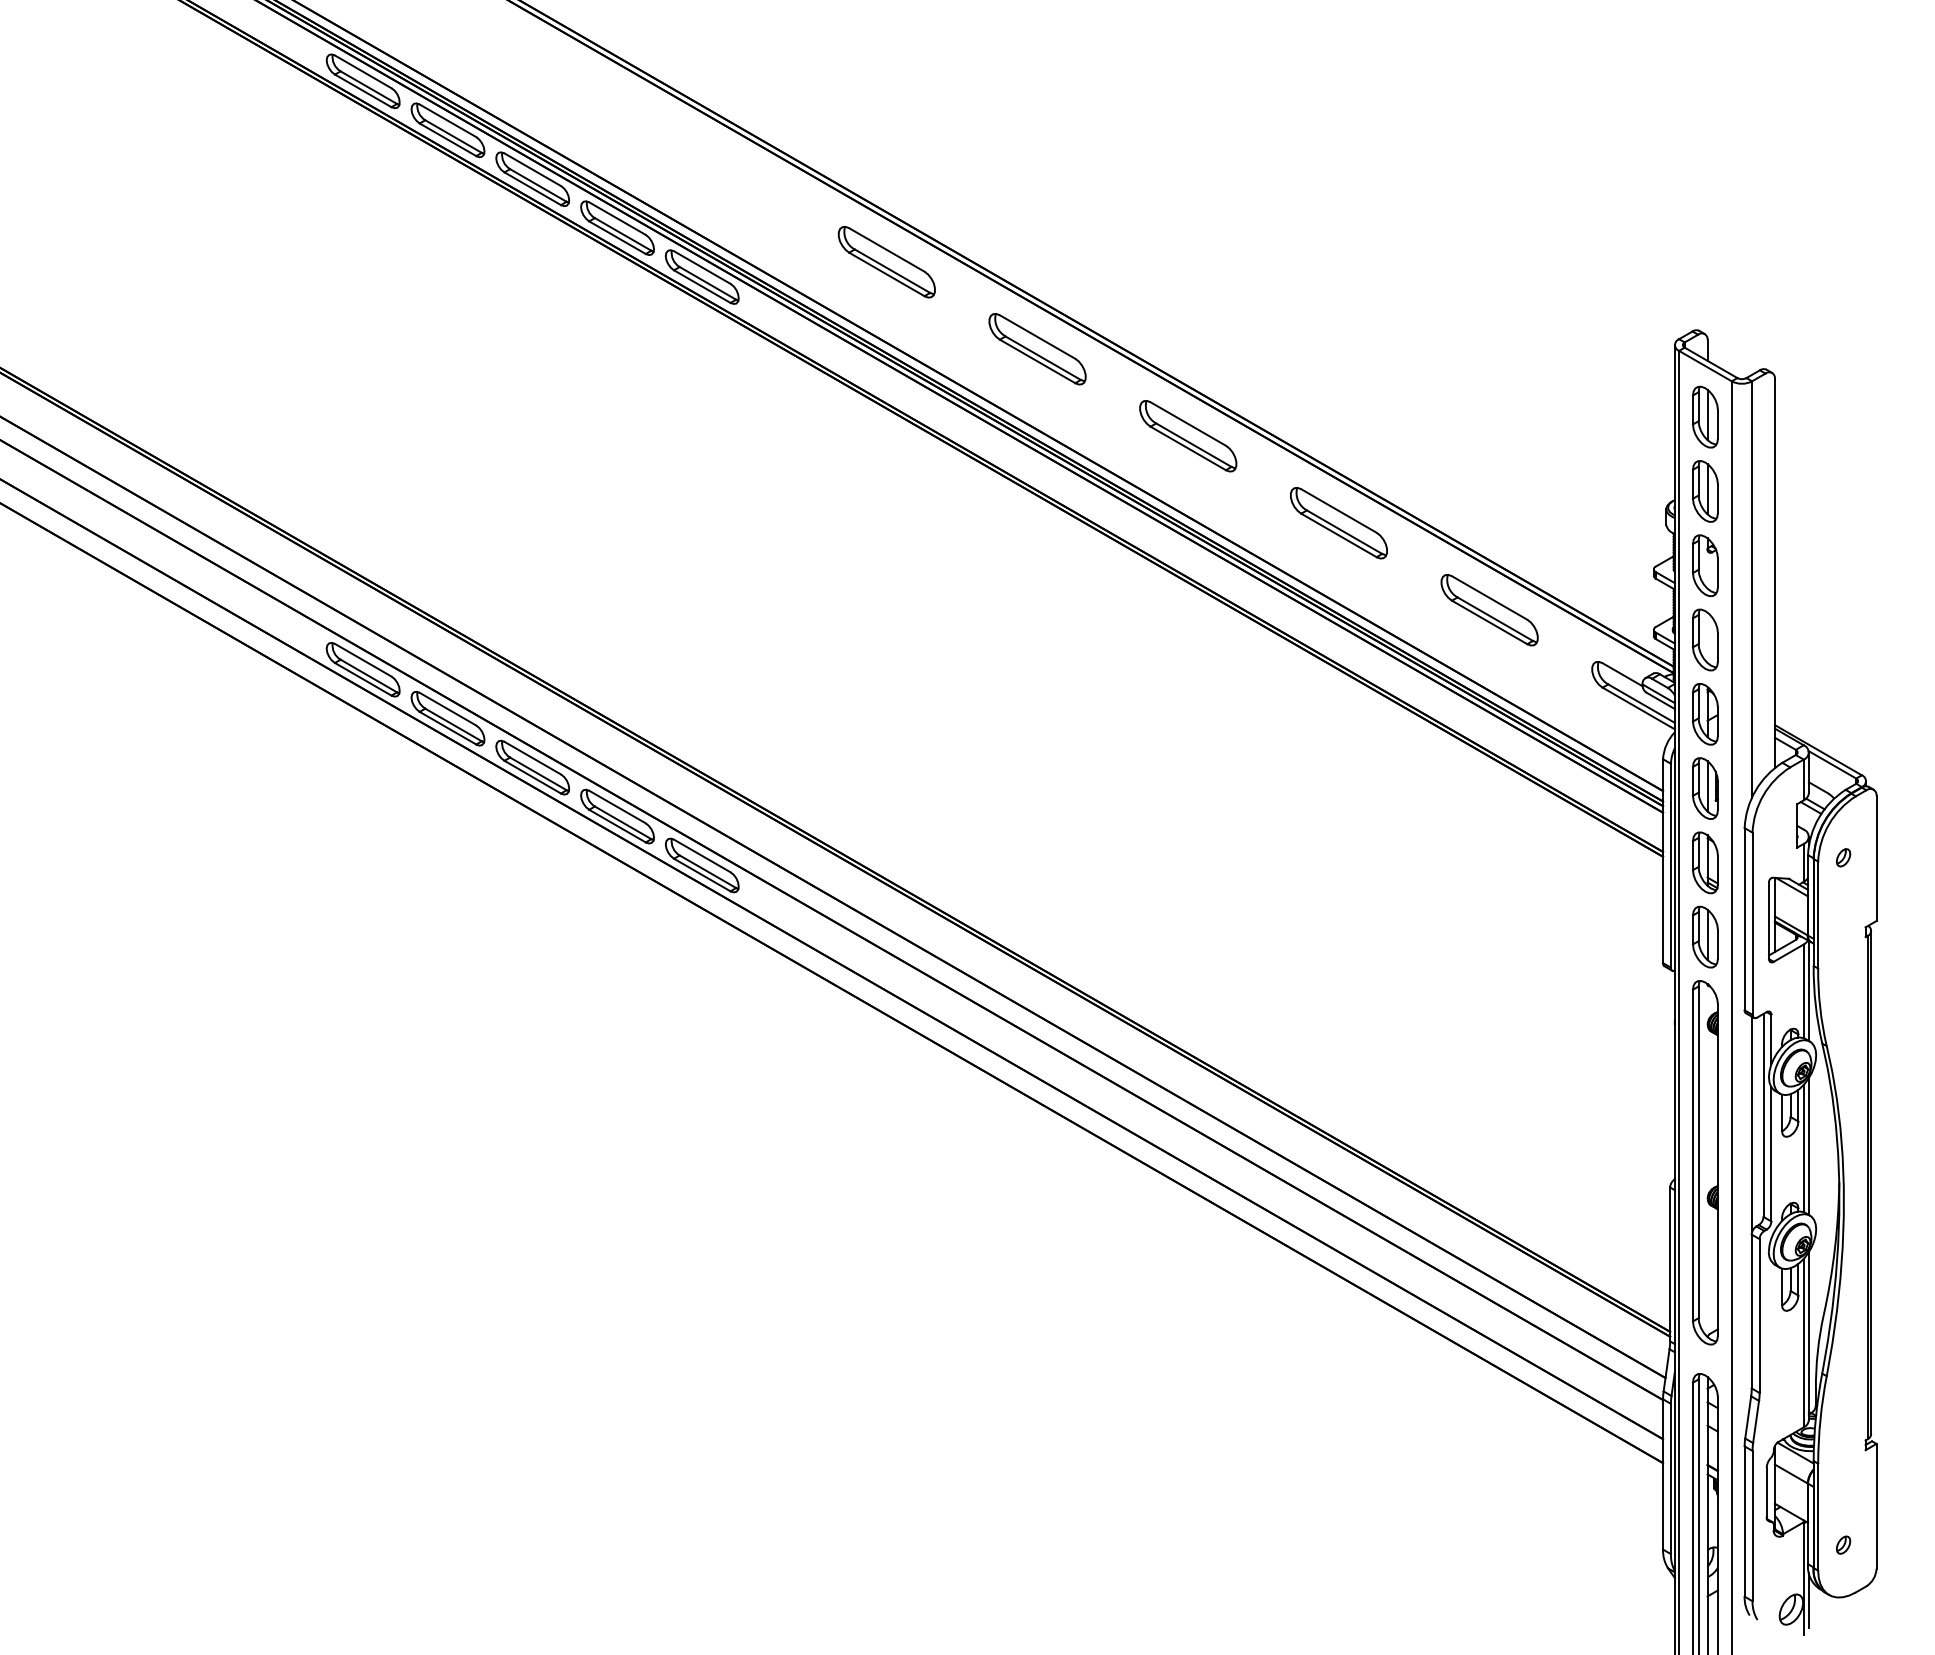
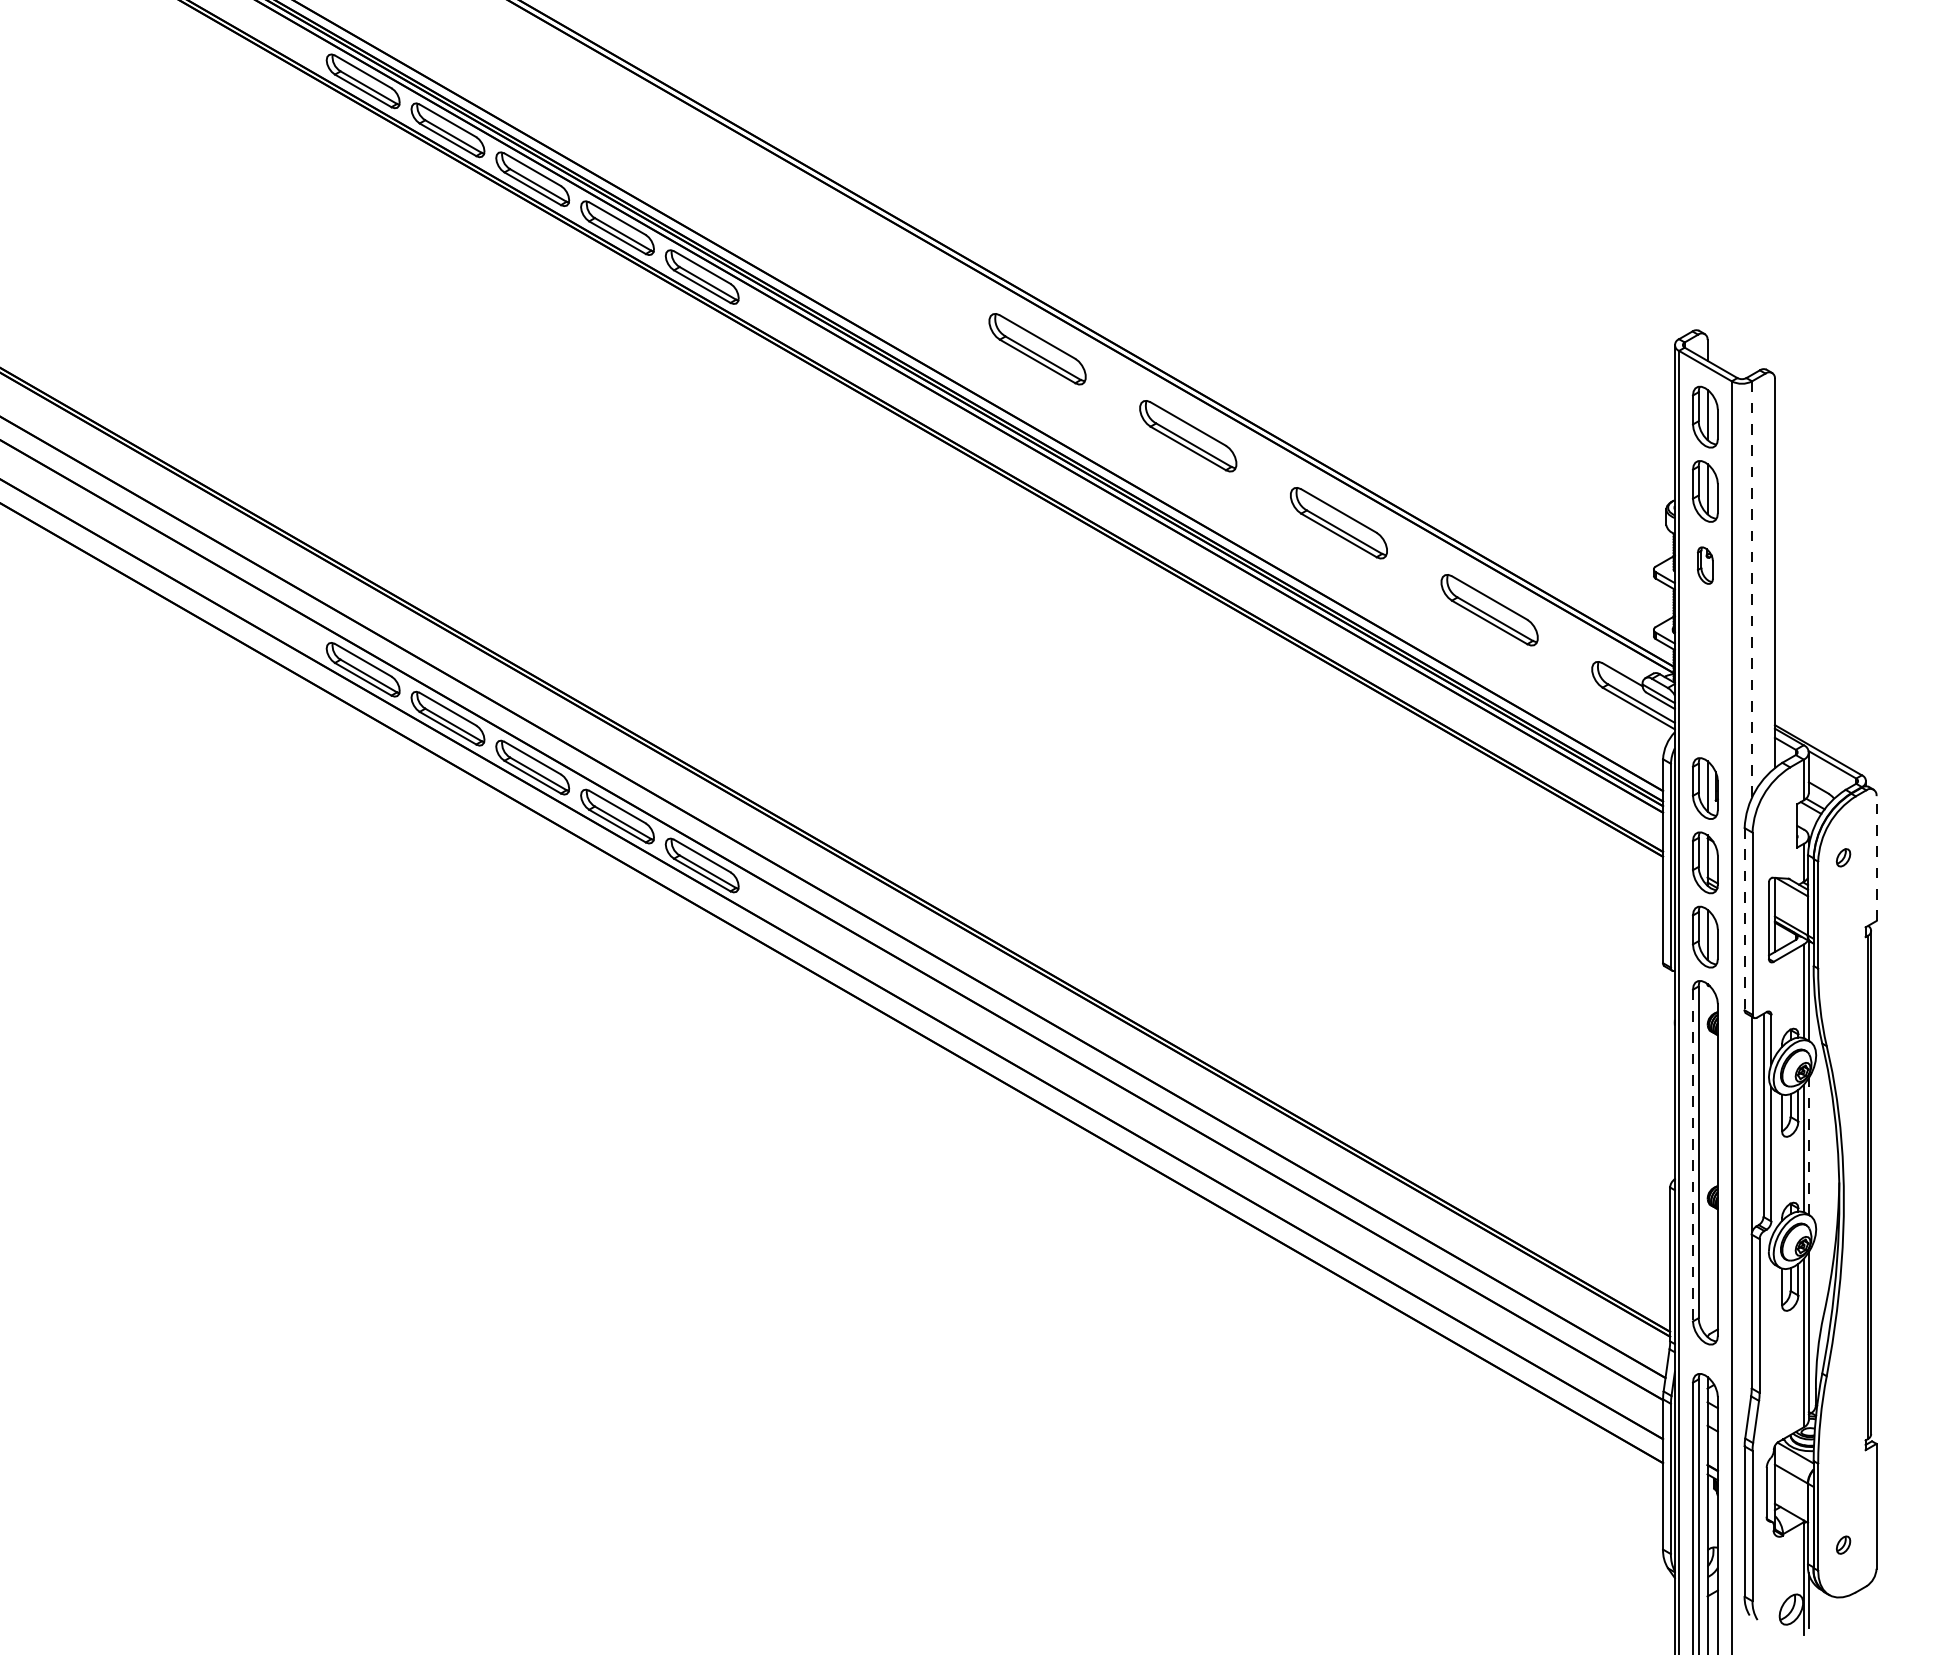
part: present -> none (886, 262)
part size: 27x63 px -> 17x39 px (1705, 565)
line: solid -> dashed (1752, 590)
part: present -> none (1705, 639)
part: present -> none (1705, 714)
line: solid -> dashed (1876, 858)
line: solid -> dashed (1744, 919)
line: solid -> dashed (1808, 1146)
line: solid -> dashed (1693, 1155)
